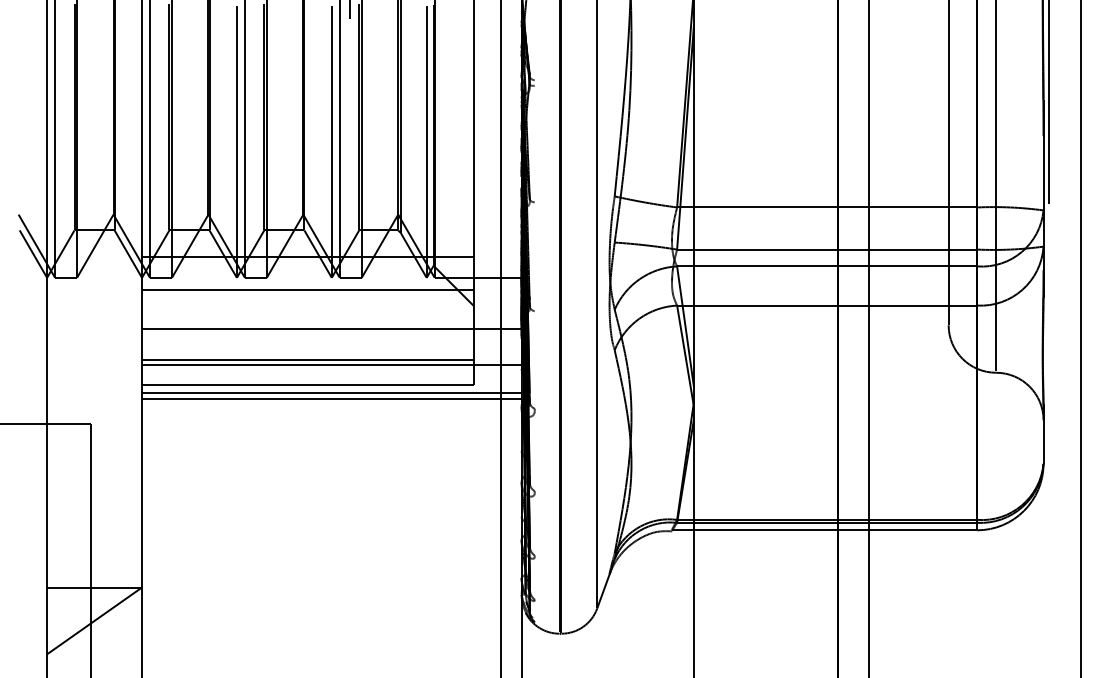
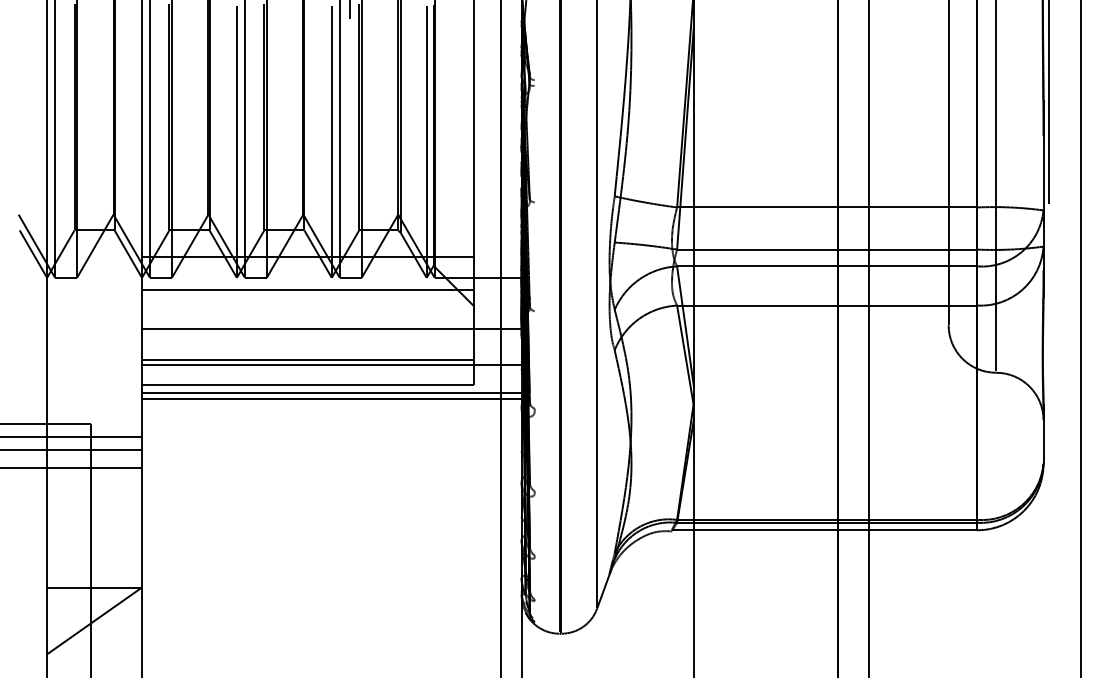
line: none -> present (72, 437)
line: none -> present (72, 449)
line: none -> present (72, 467)
